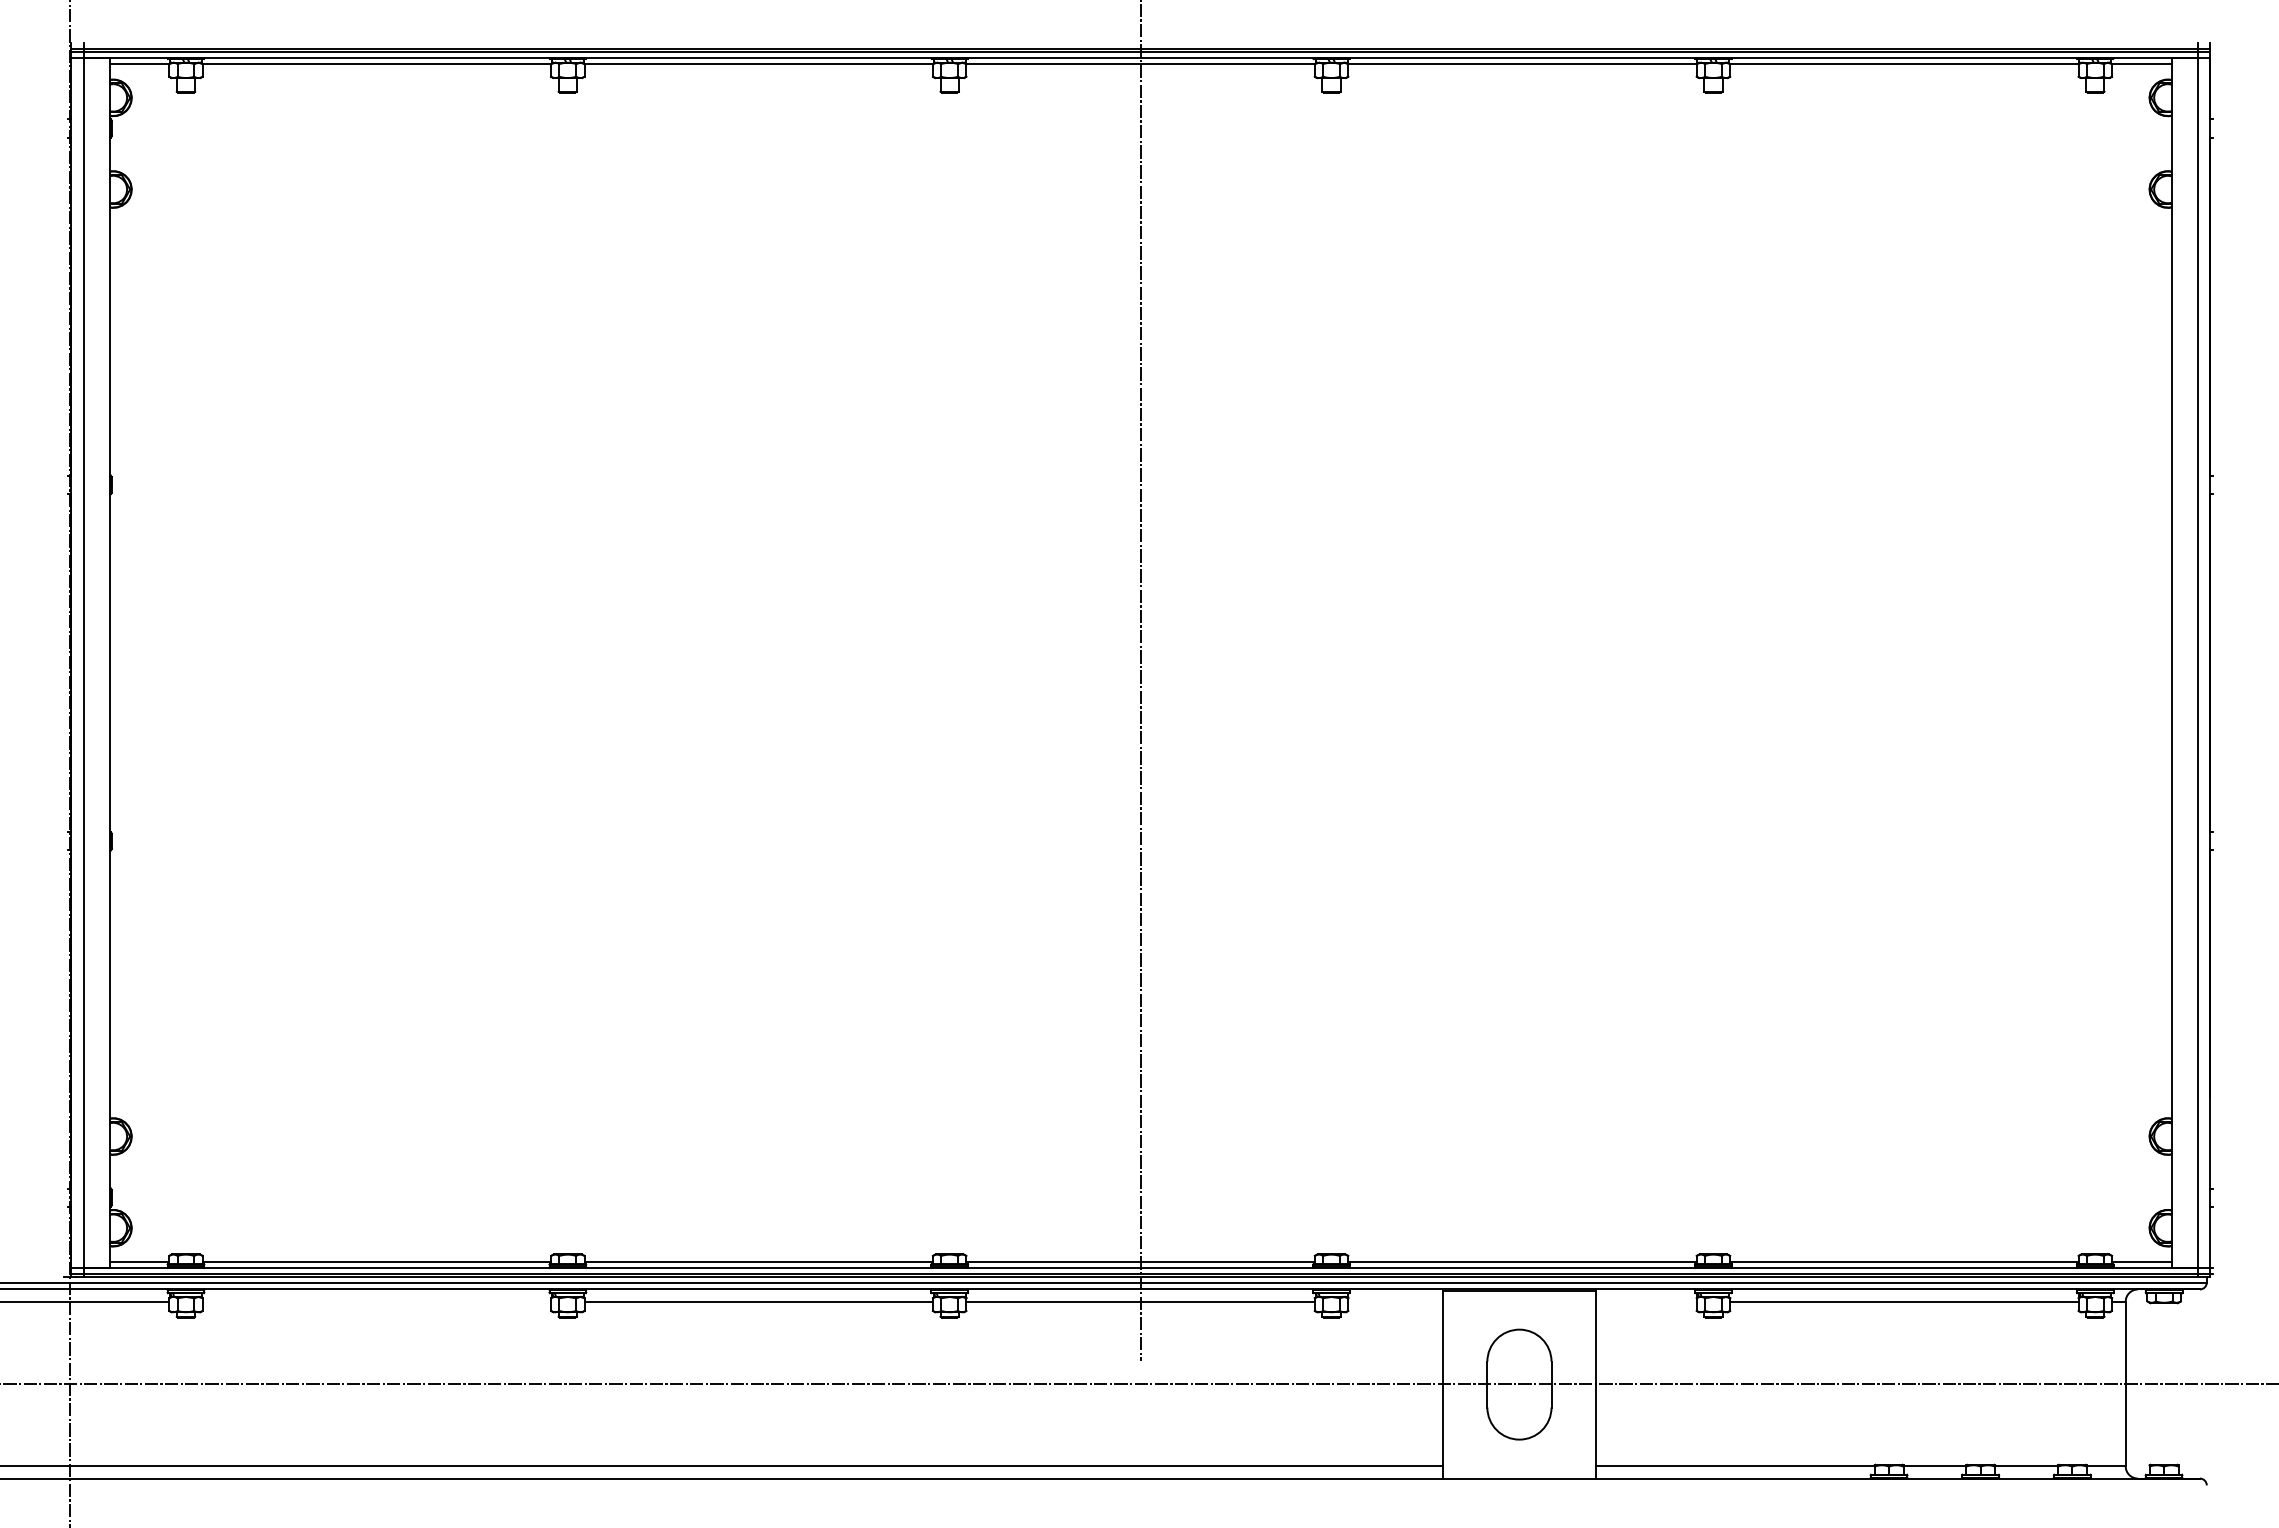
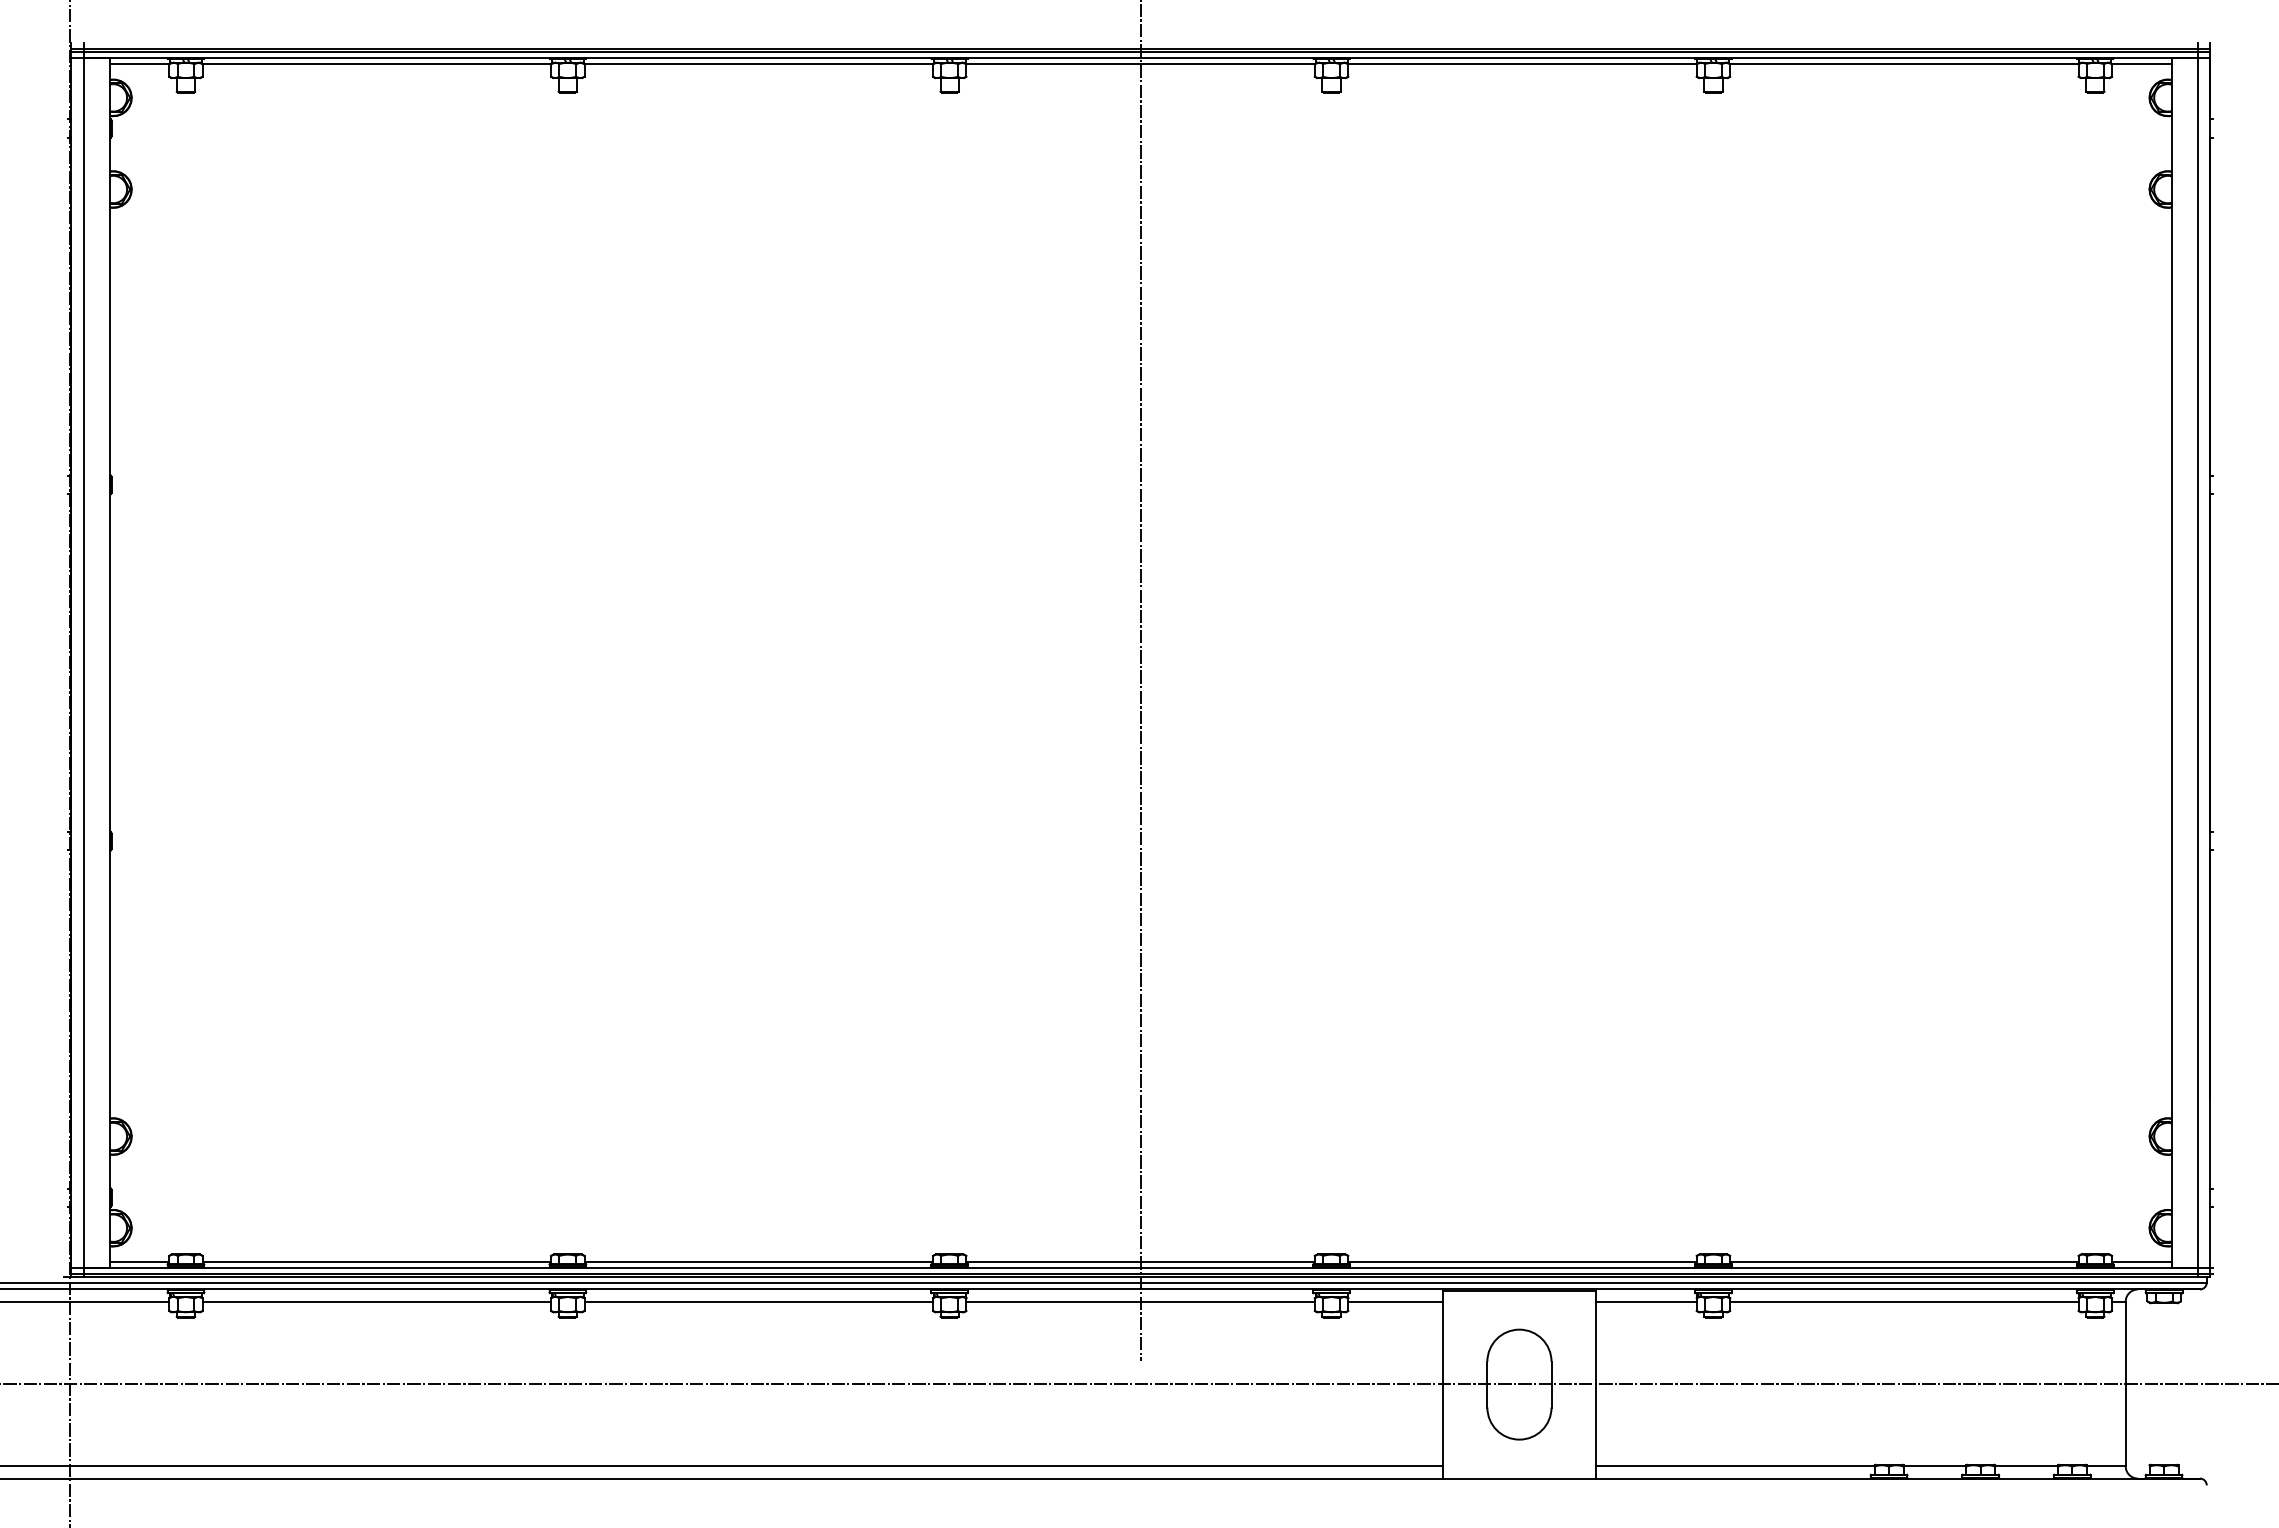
line: none -> present (376, 1301)
line: none -> present (1395, 1301)
line: none -> present (1645, 1301)
